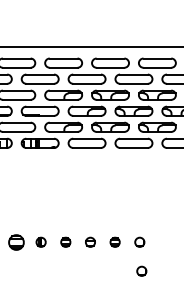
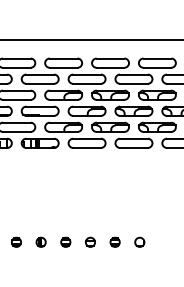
line position: (91, 47) -> (91, 40) (91, 40)
part size: 17x17 px -> 11x12 px (16, 241)
part: present -> none (141, 270)
